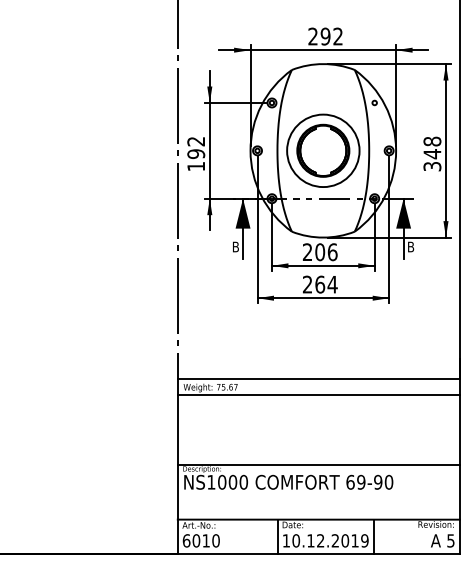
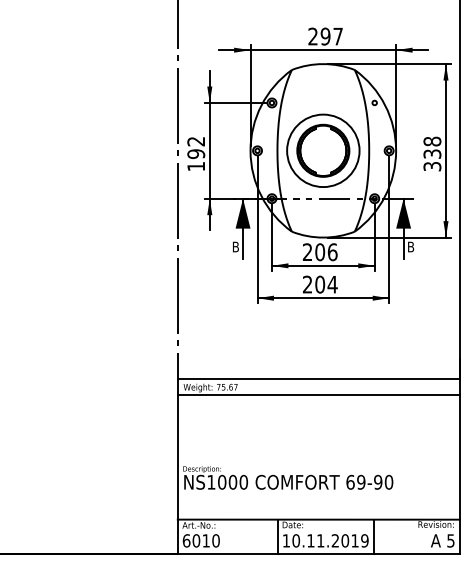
text: 292 -> 297 (337, 36)
text: 348 -> 338 (432, 154)
text: 264 -> 204 (320, 284)
line: present -> none (318, 465)
text: 10.12.2019 -> 10.11.2019 (320, 540)
